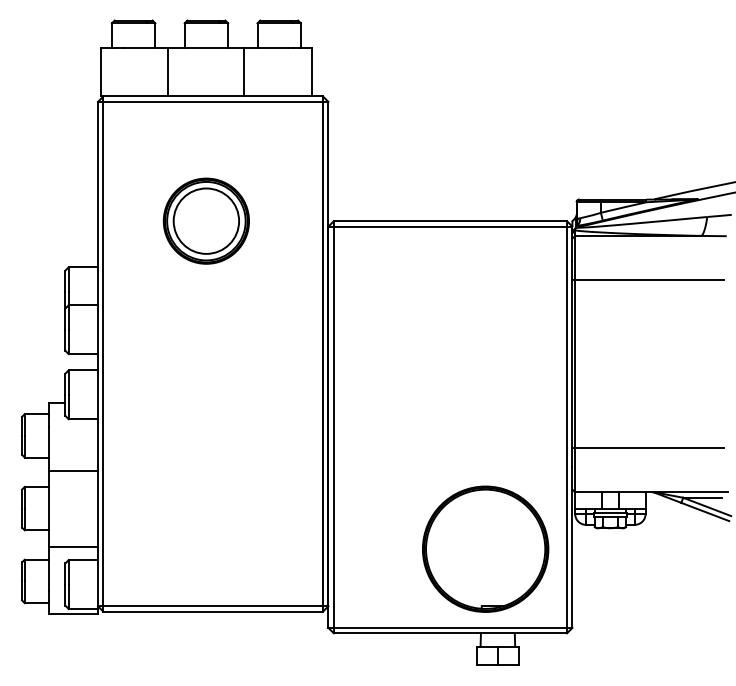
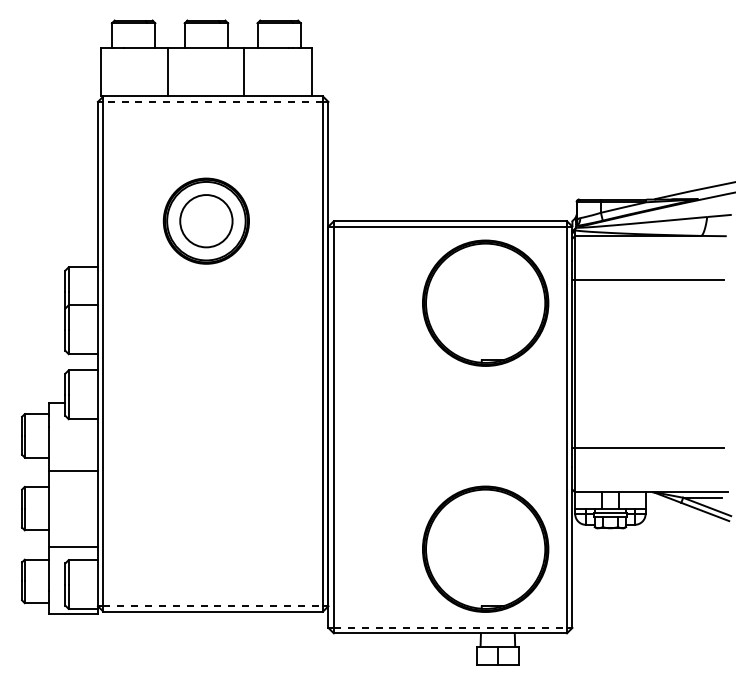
line: solid -> dashed (213, 101)
circle diameter: 65 px -> 52 px (206, 221)
part: none -> present (485, 302)
line: solid -> dashed (213, 606)
line: solid -> dashed (450, 627)
